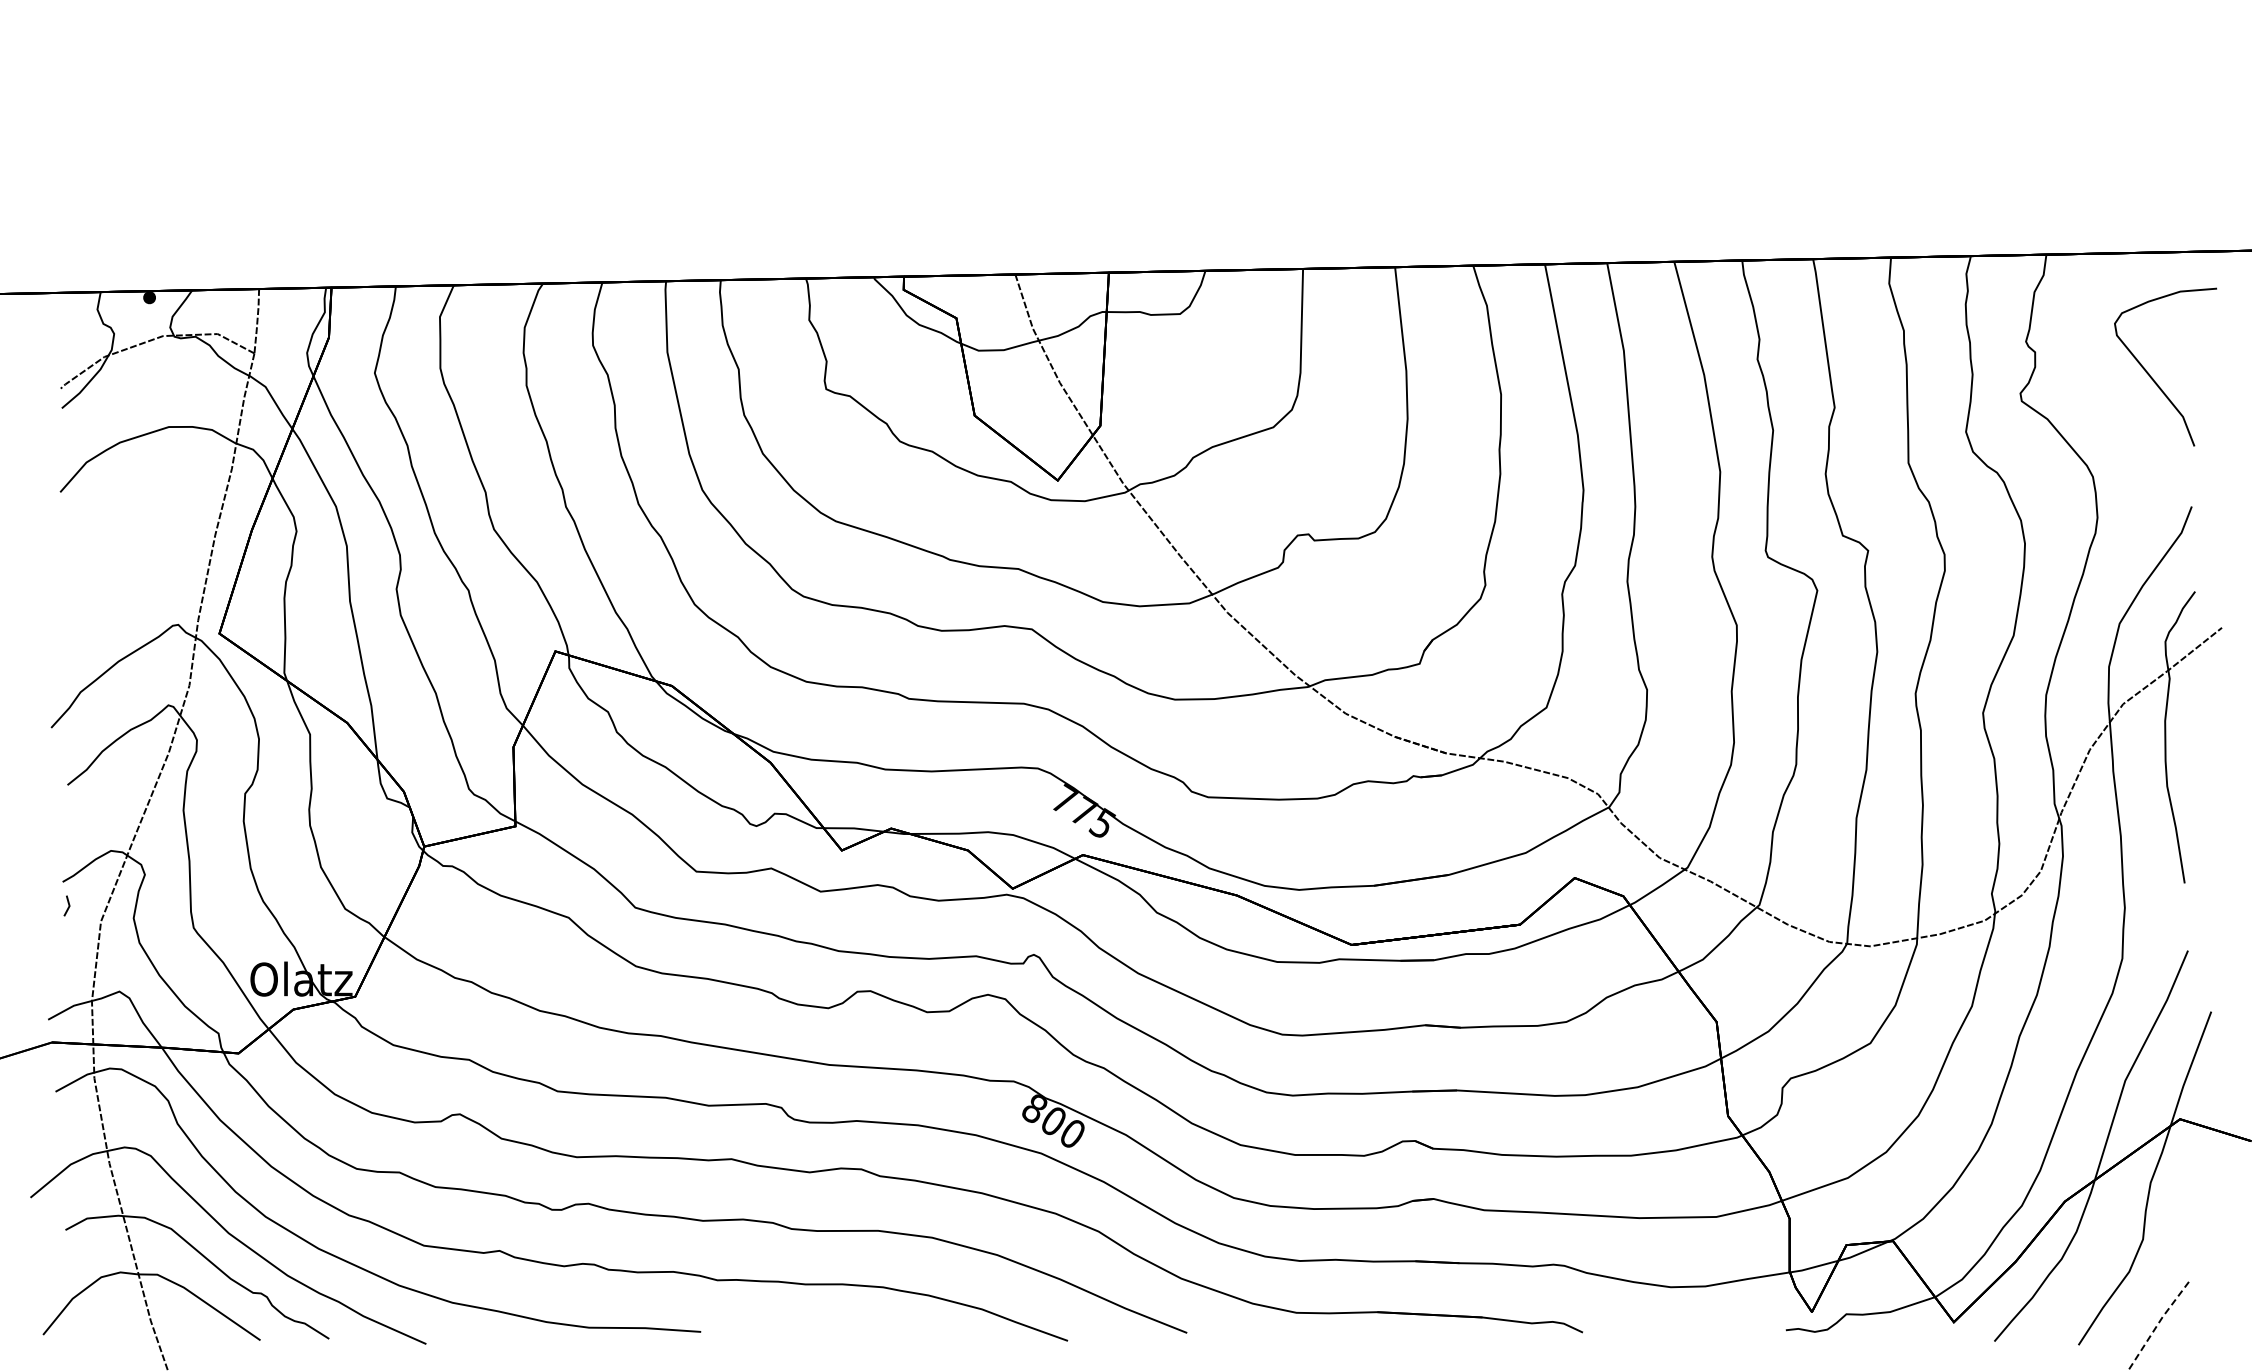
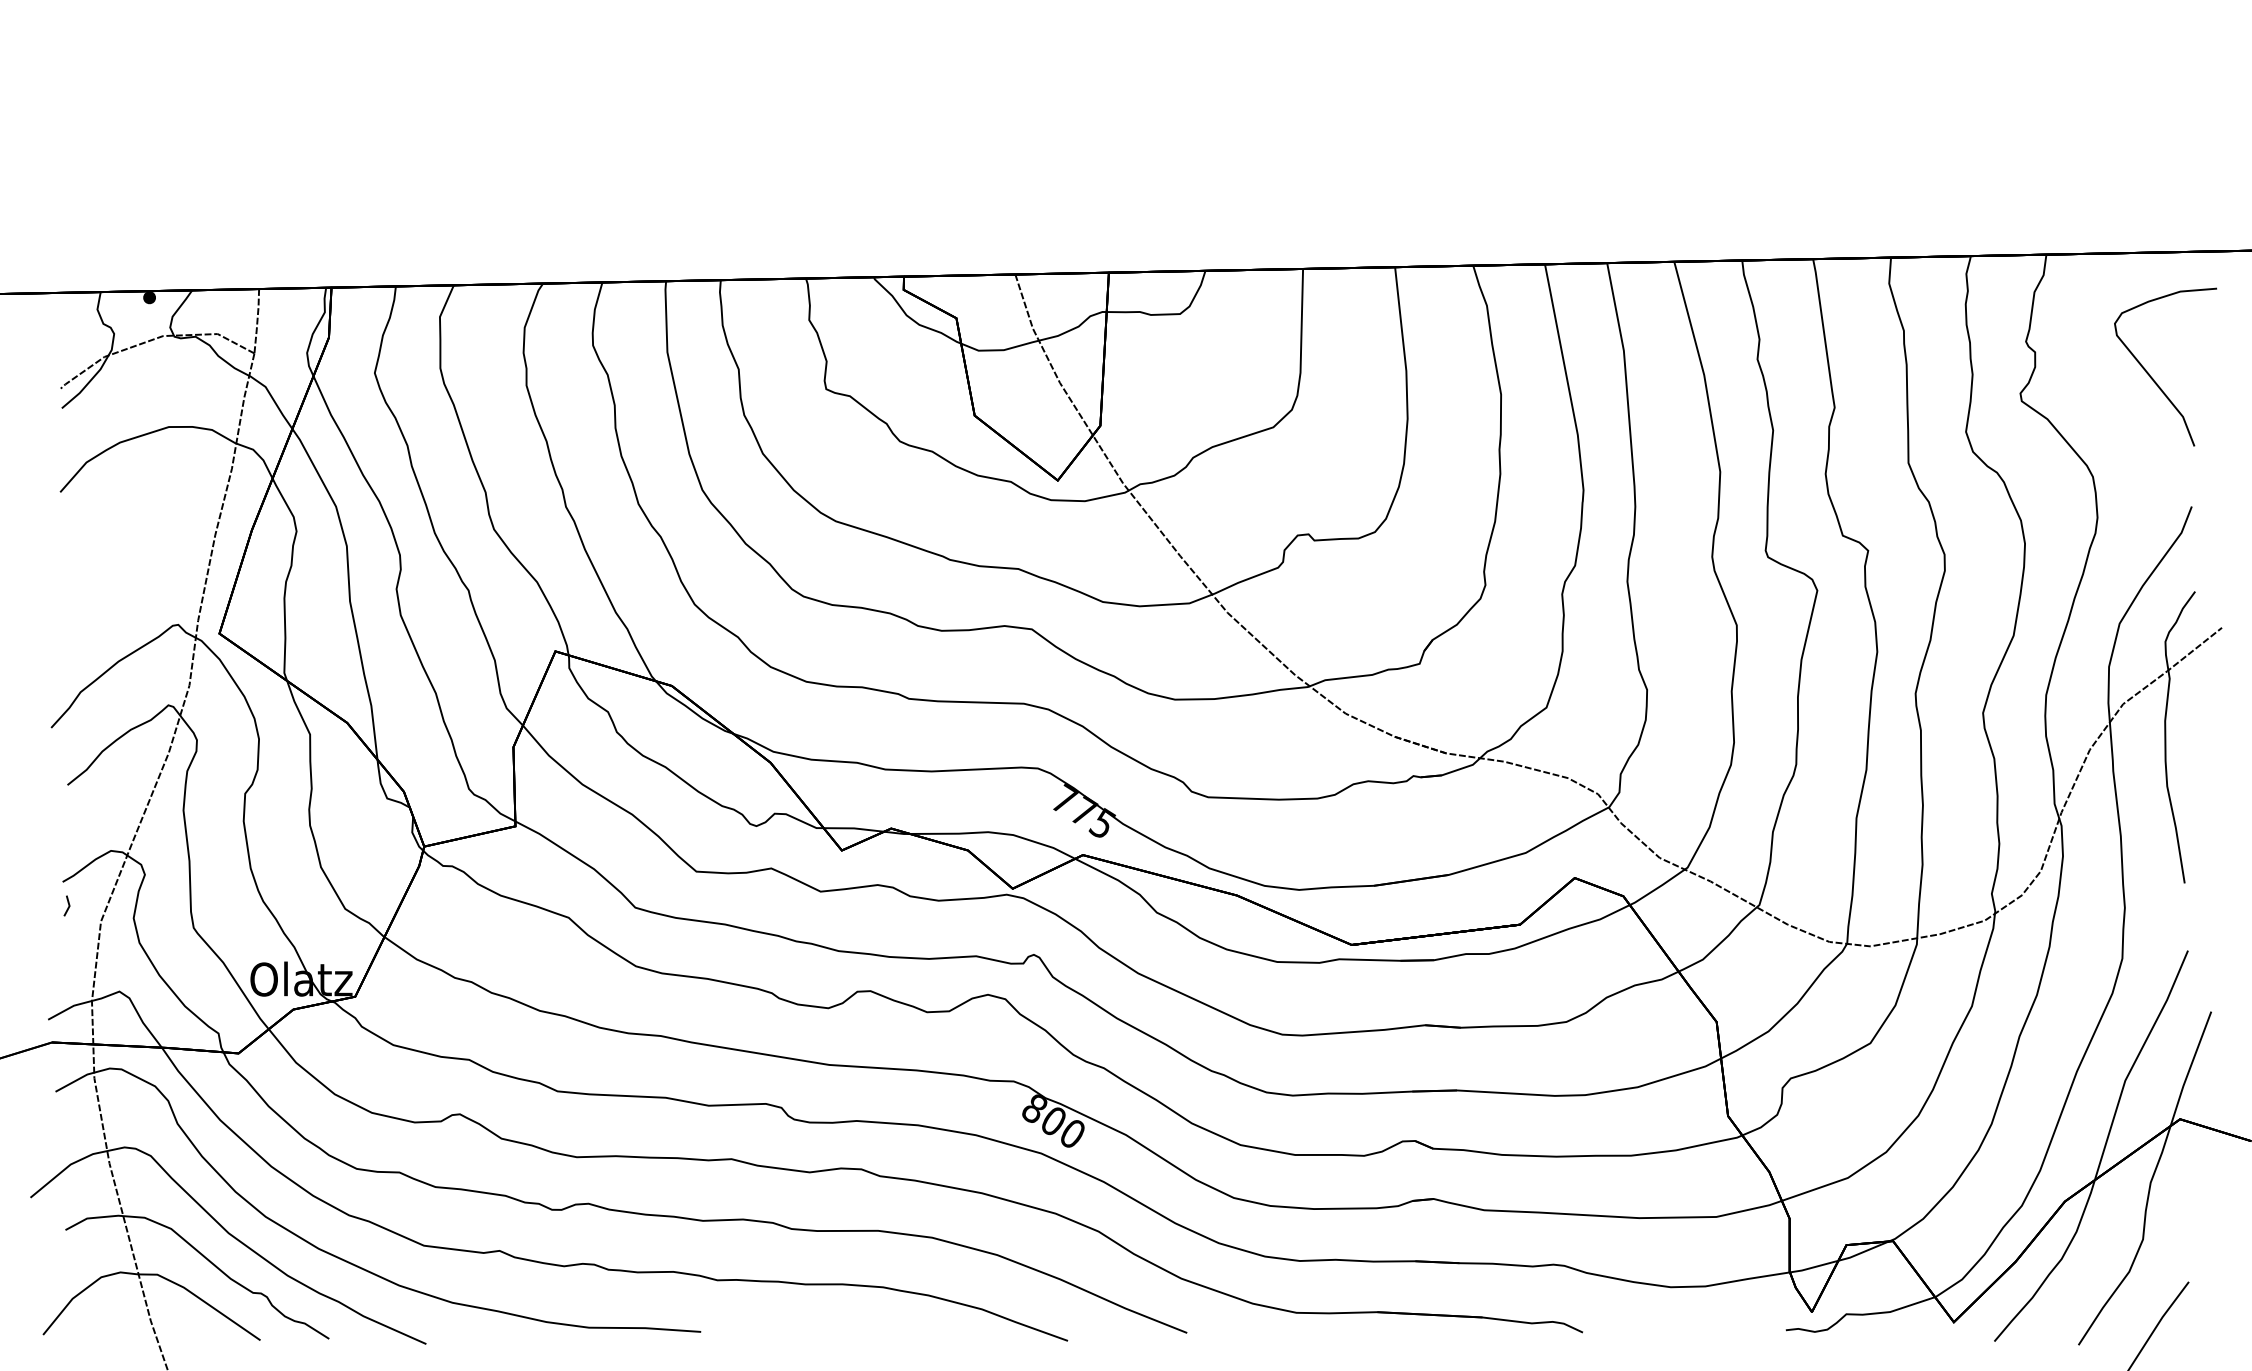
line: dashed -> solid (2157, 1325)
